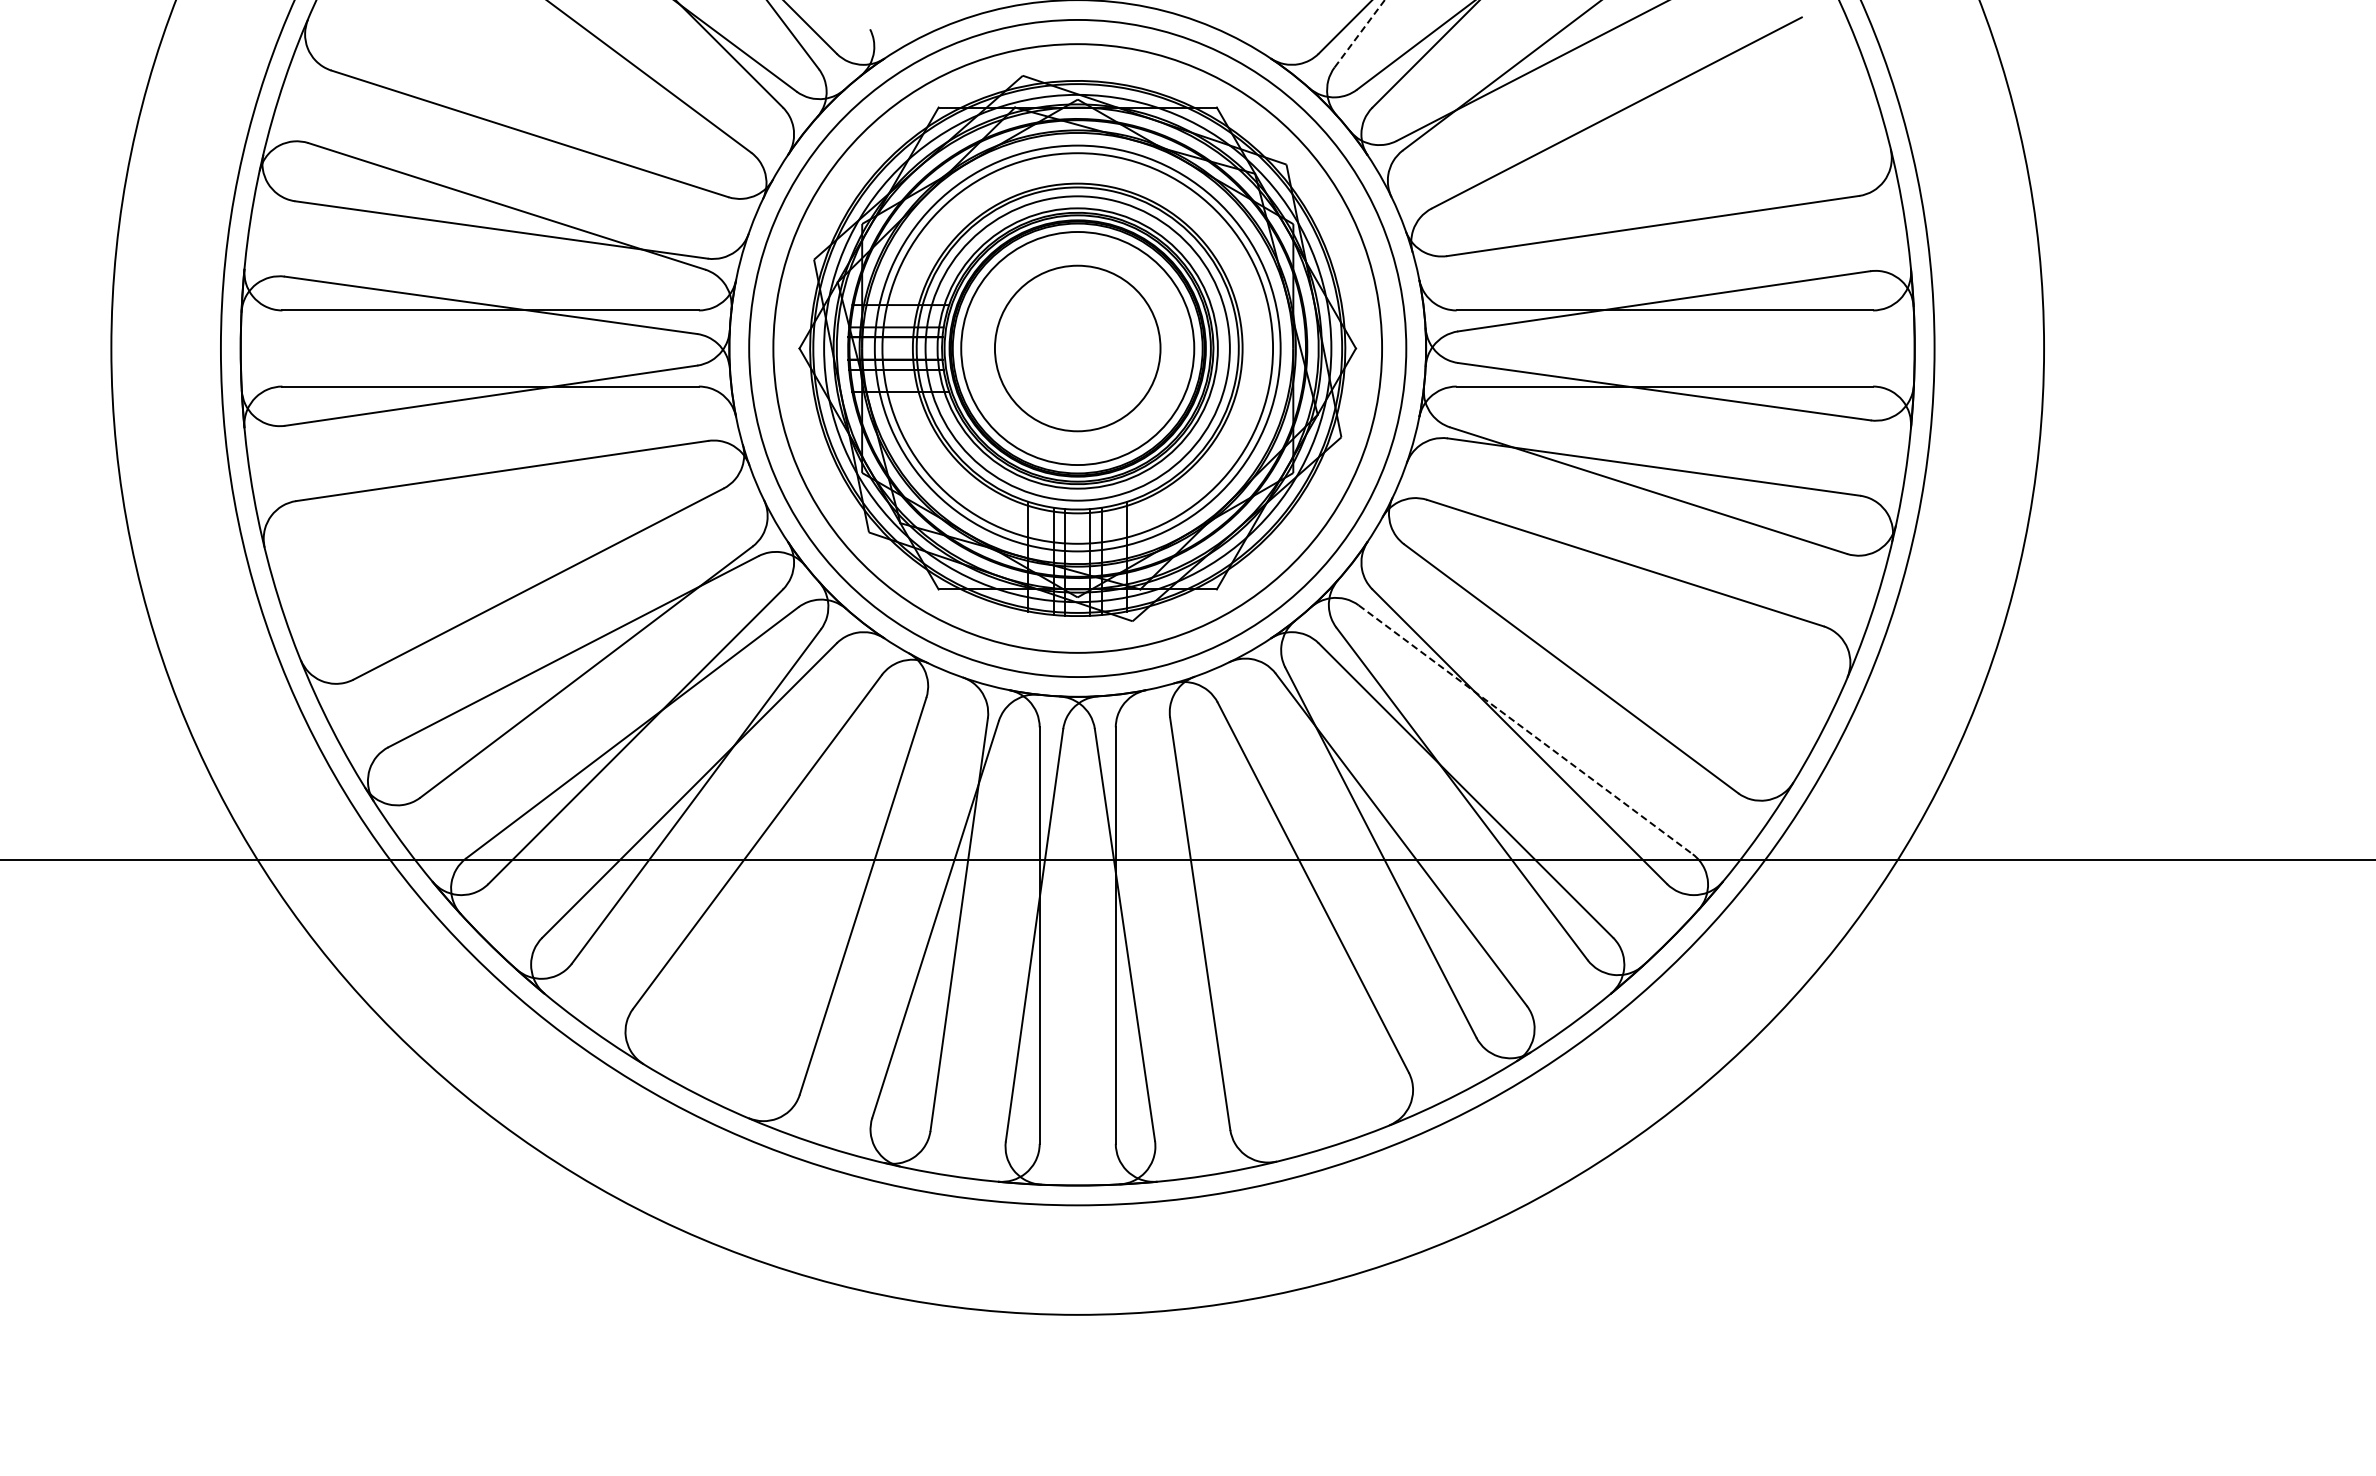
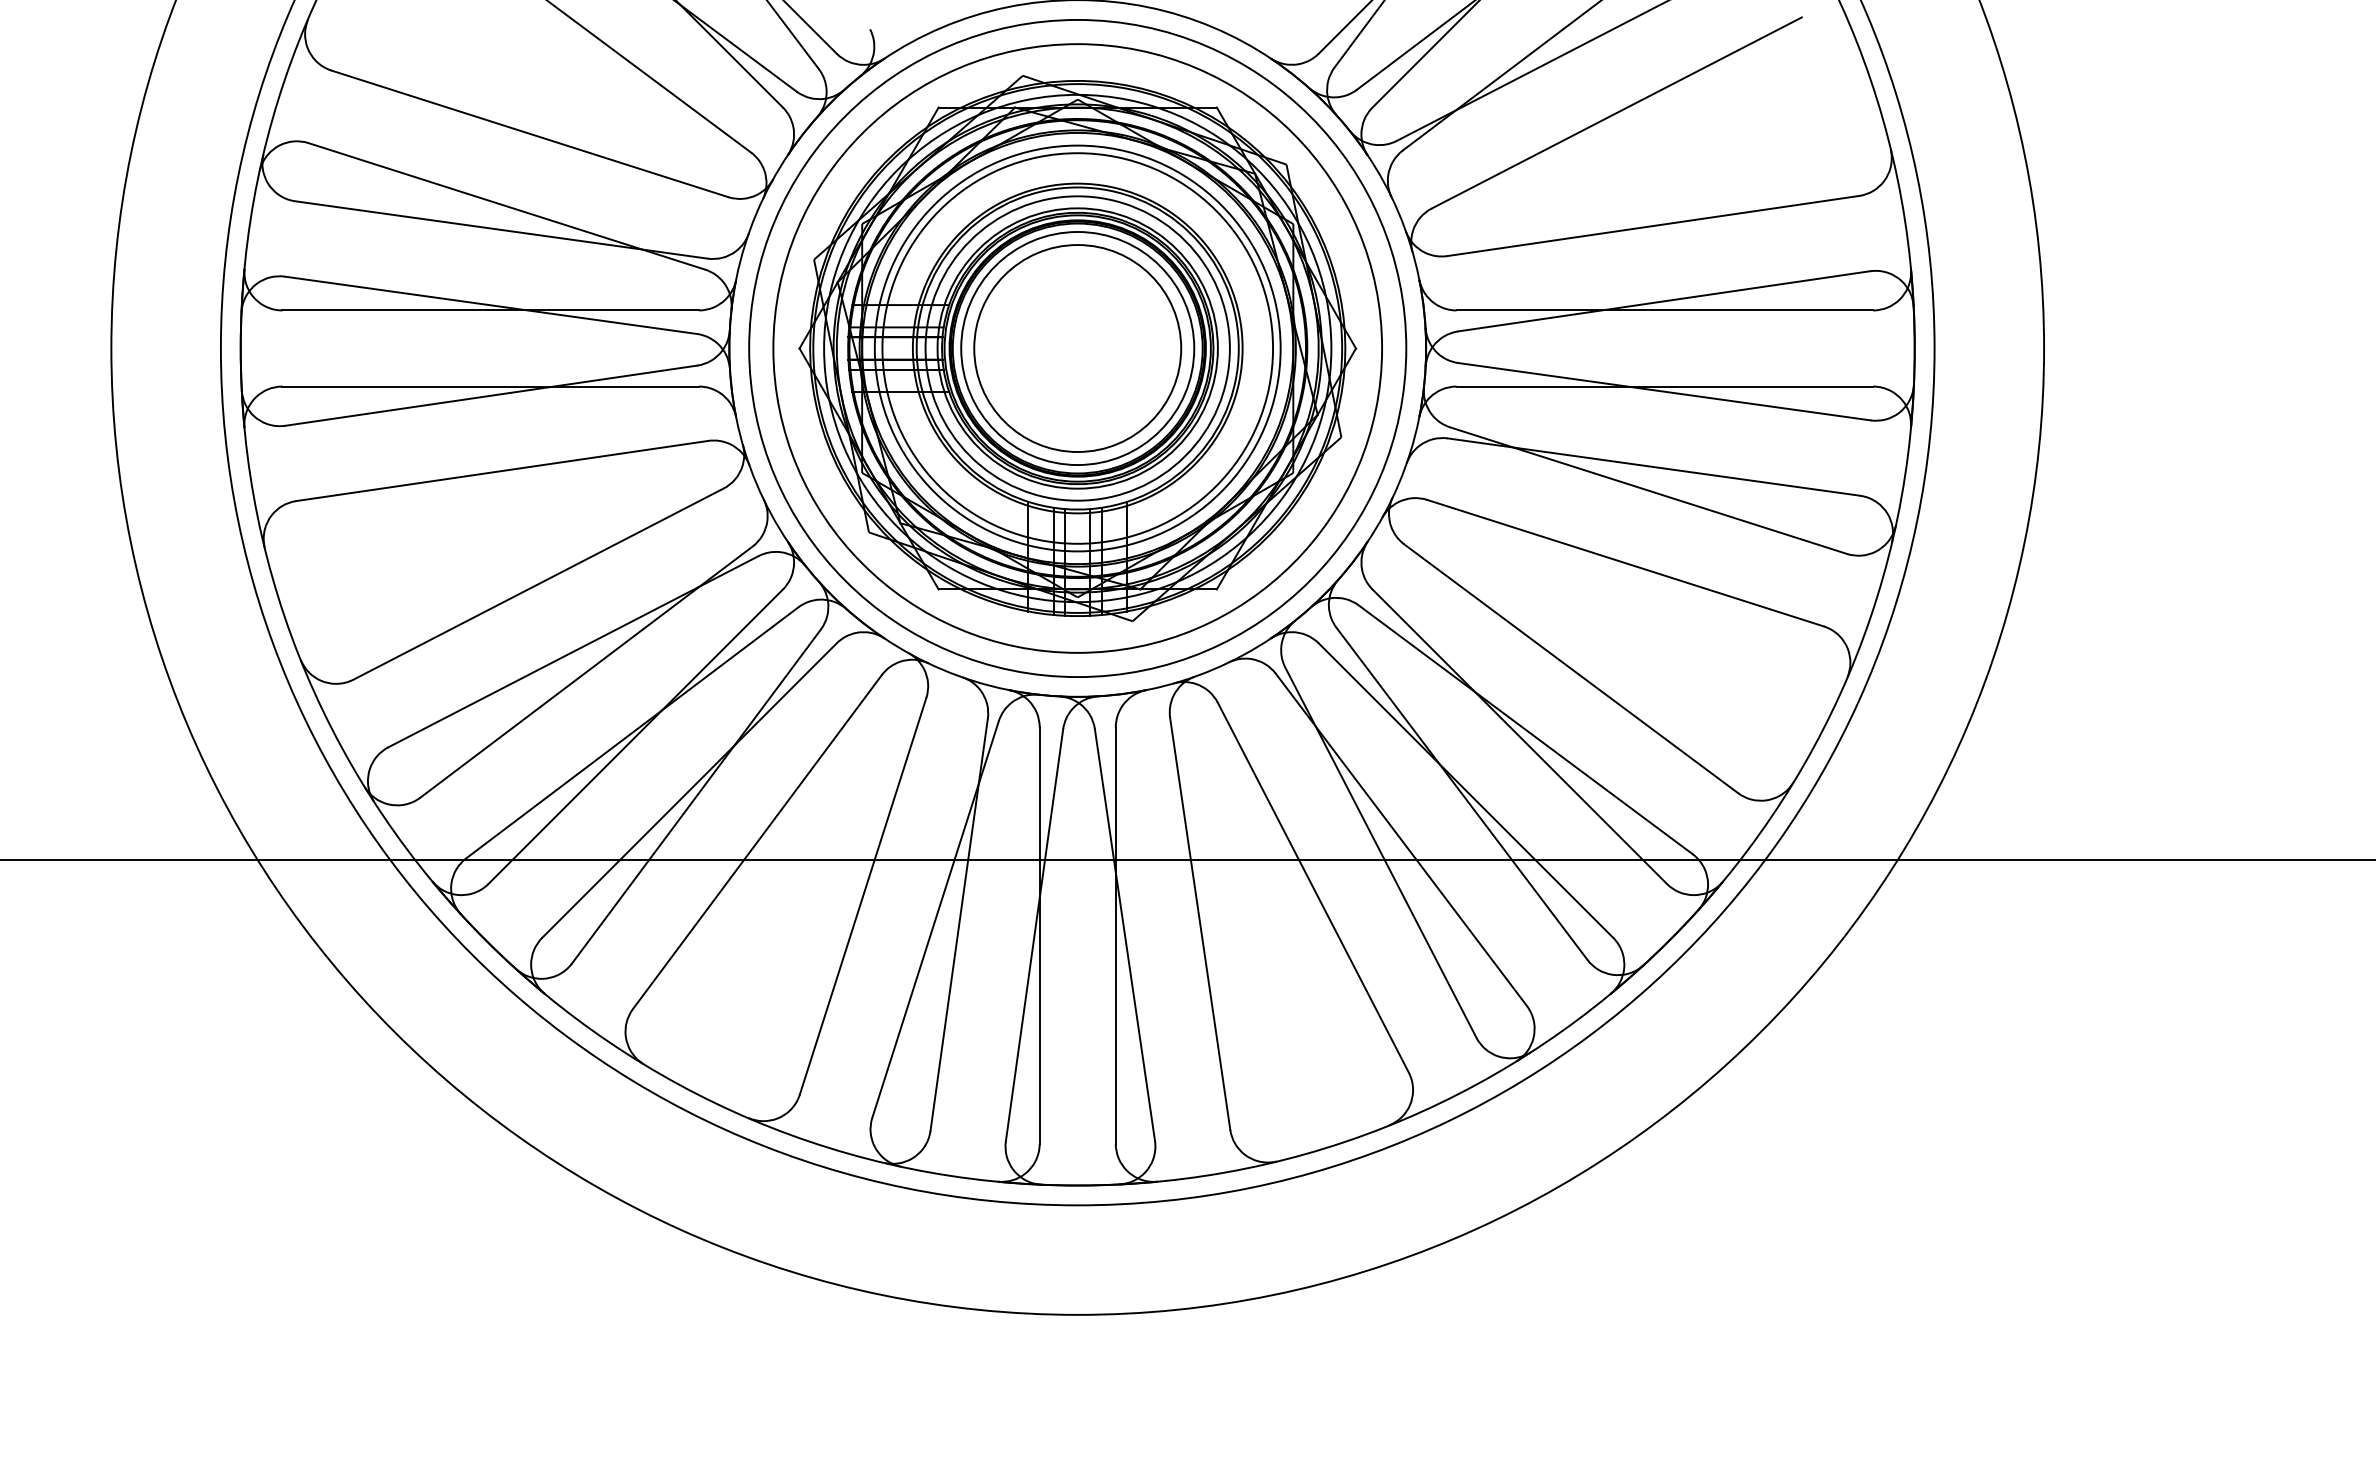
line: dashed -> solid (1359, 33)
circle diameter: 166 px -> 207 px (1077, 348)
line: dashed -> solid (1526, 730)
